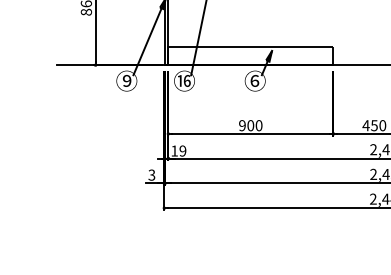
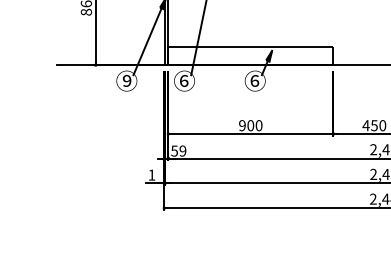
text: ⑯ -> ⑥ (184, 80)
text: 19 -> 59 (174, 150)
text: 3 -> 1 (151, 174)
